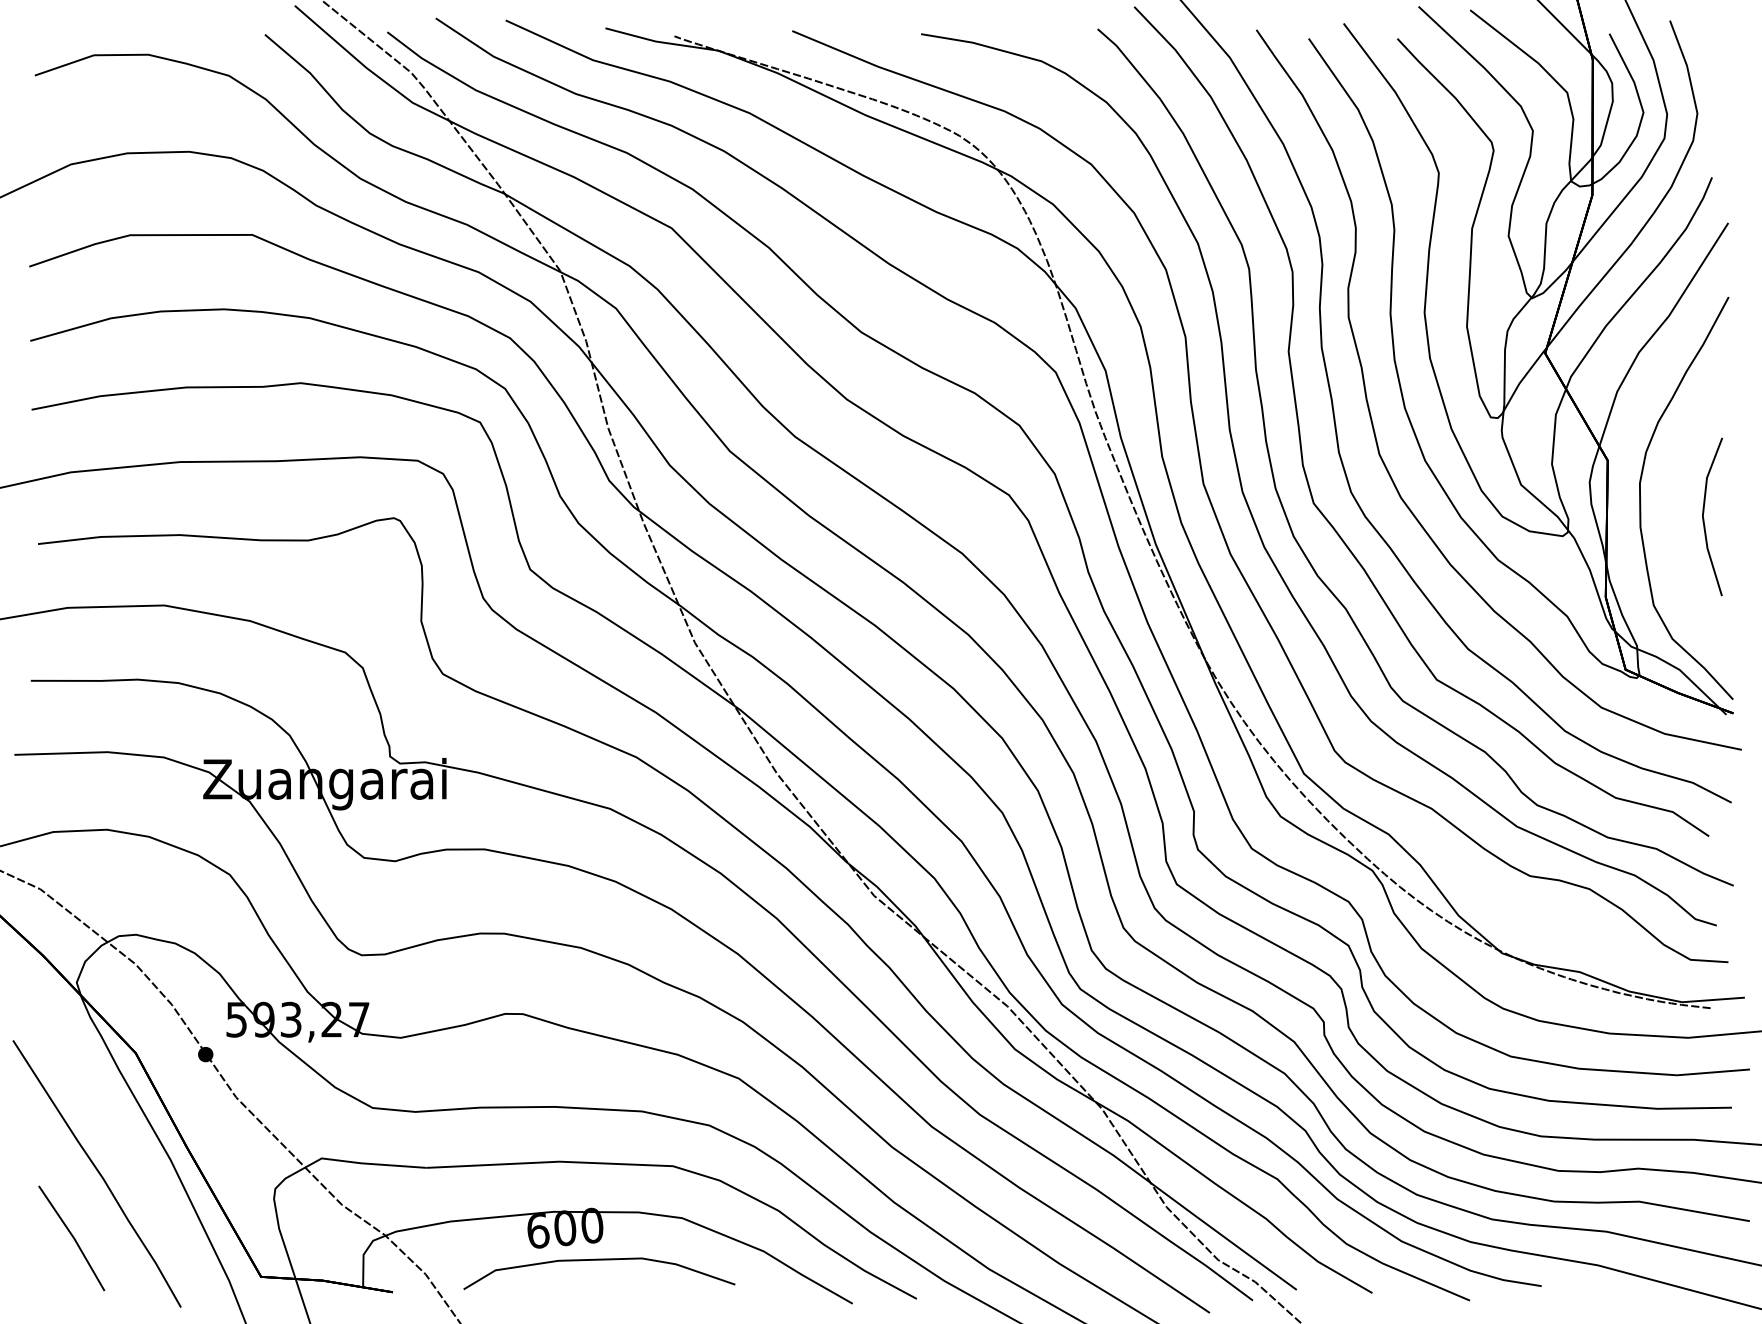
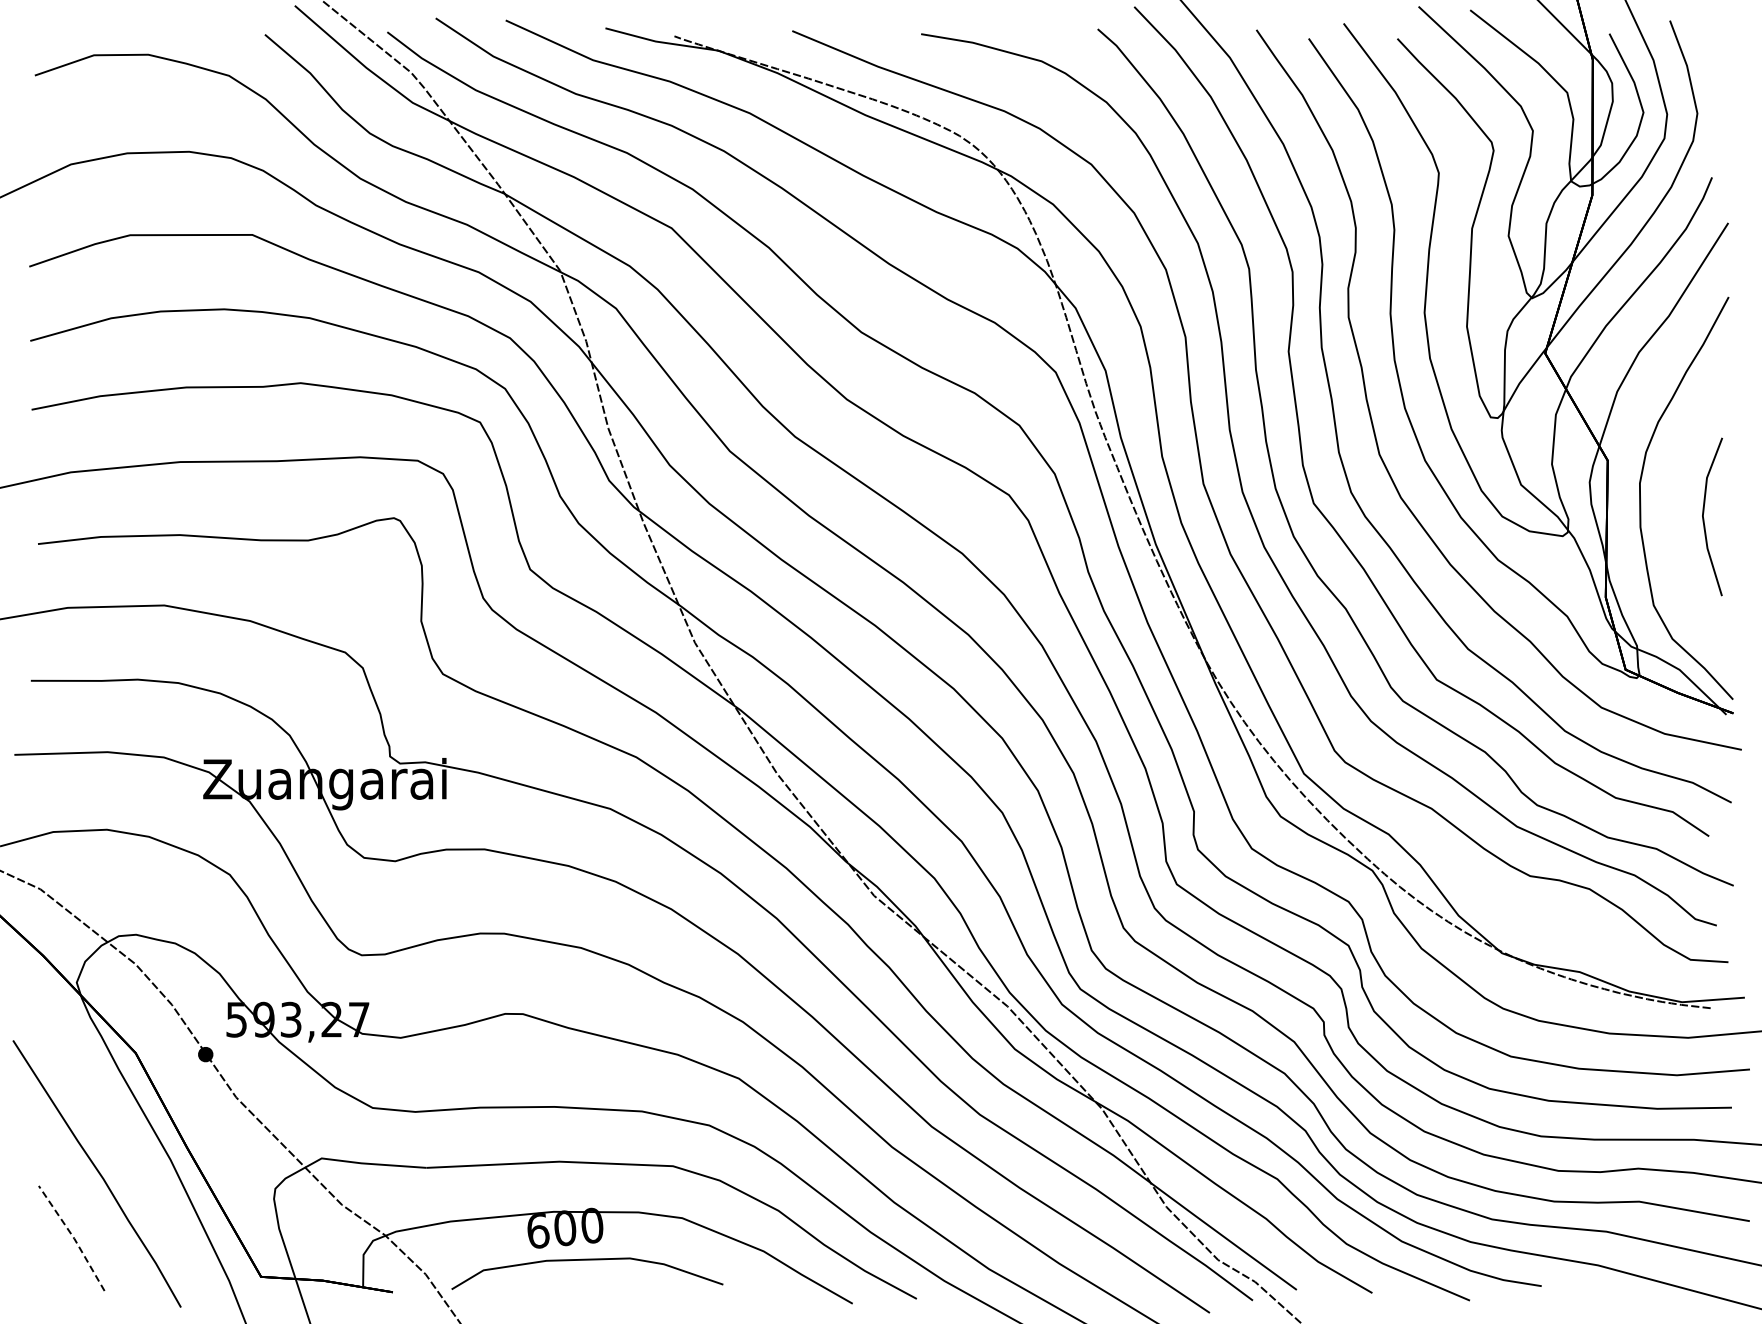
line: solid -> dashed (73, 1237)
curve position: (599, 1260) -> (587, 1260) (587, 1260)
